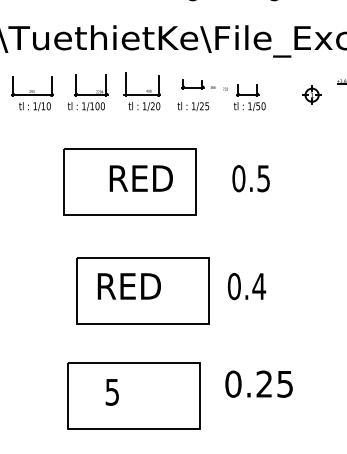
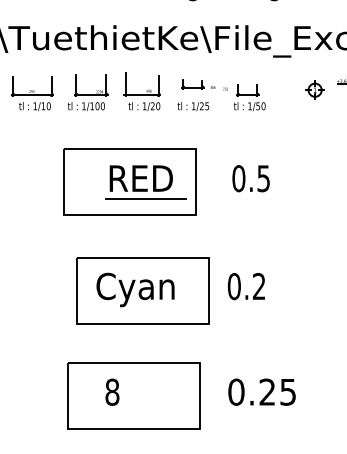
part position: (311, 94) -> (314, 89) (314, 89)
line: none -> present (145, 198)
text: 0.4 -> 0.2 (259, 285)
text: RED -> Cyan (135, 289)
text position: (258, 383) -> (261, 391) (261, 391)
text: 5 -> 8 (112, 391)
